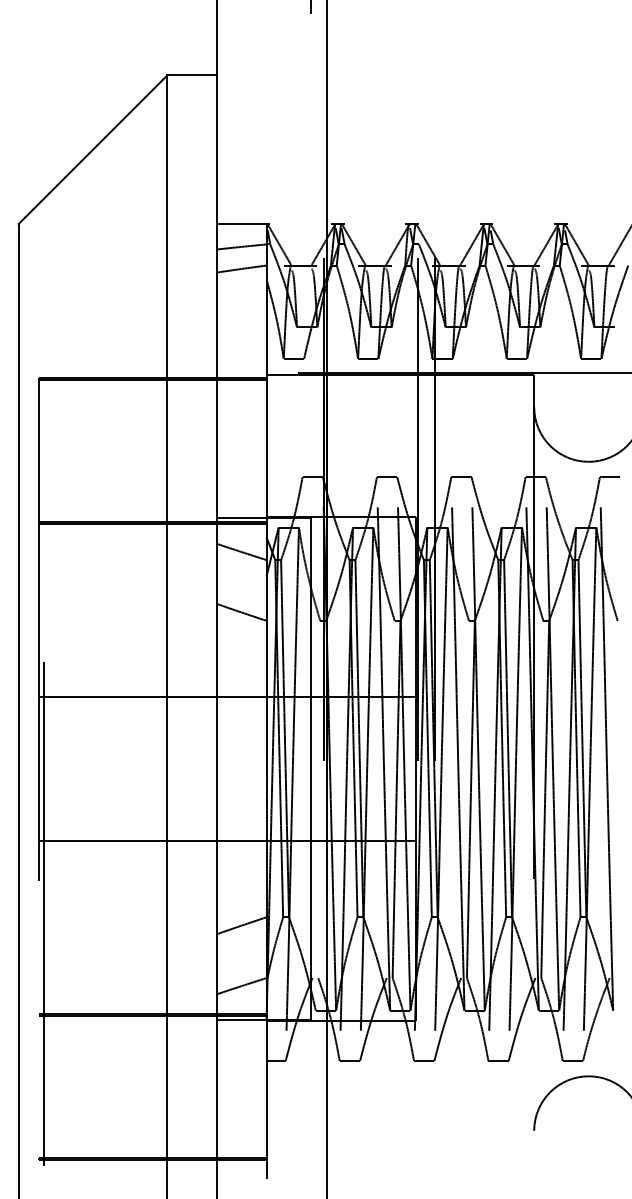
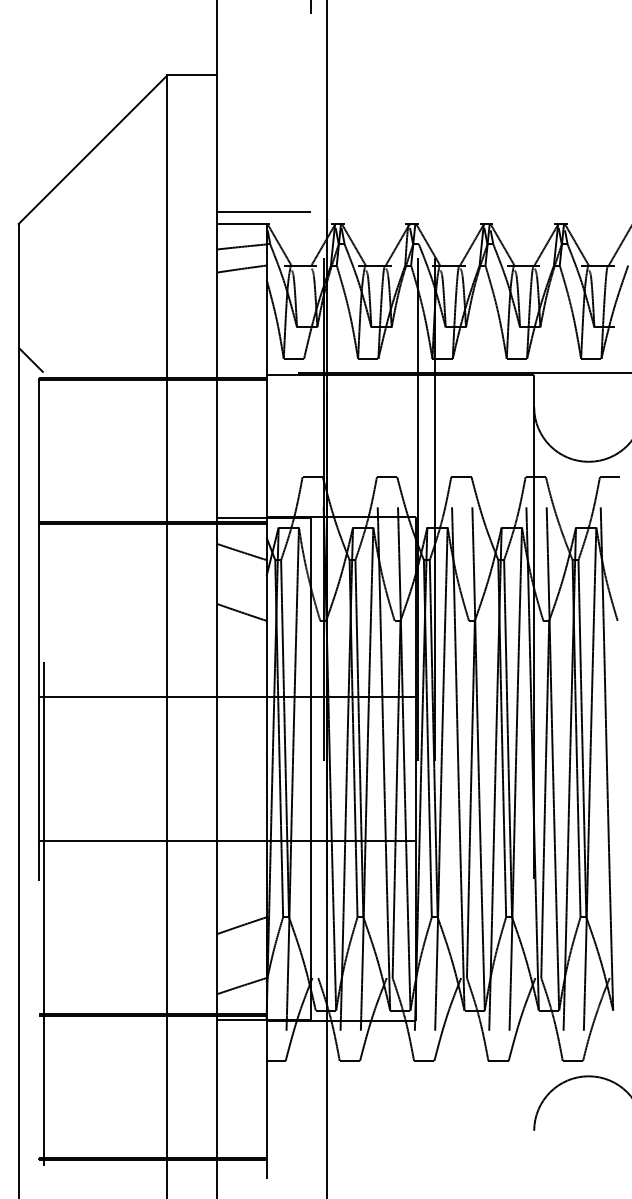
line: none -> present (264, 212)
line: none -> present (30, 359)
